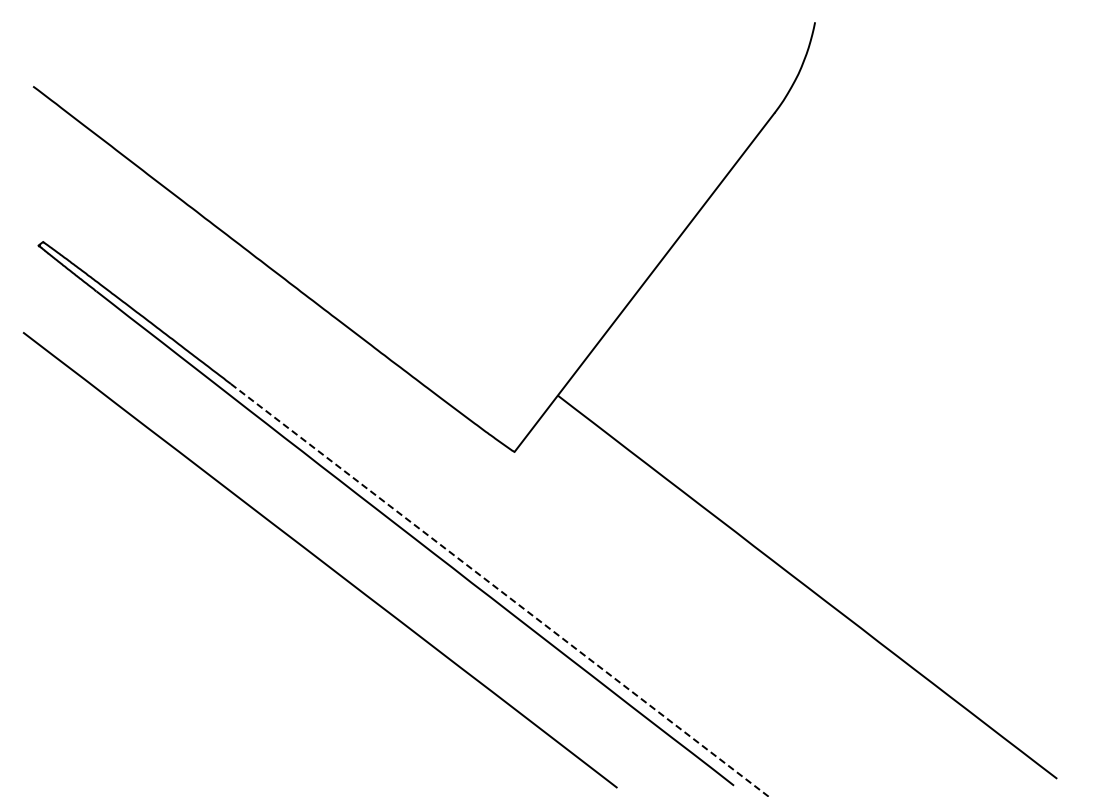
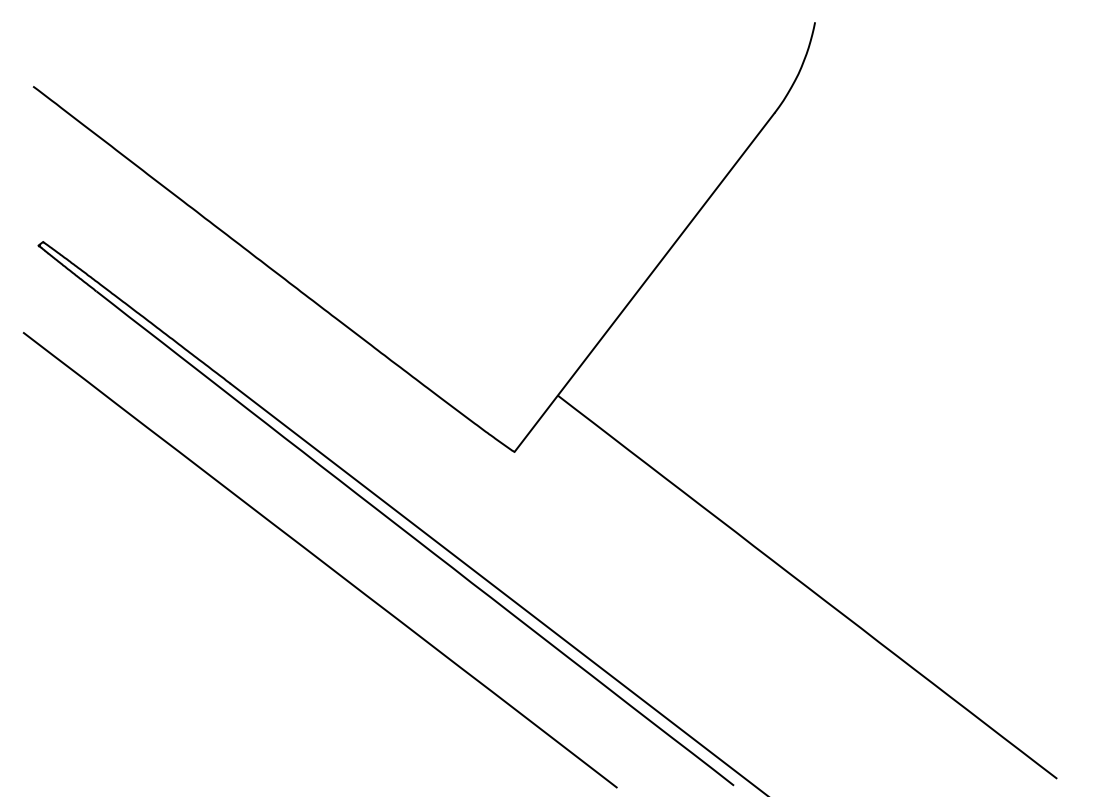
line: dashed -> solid (499, 590)
